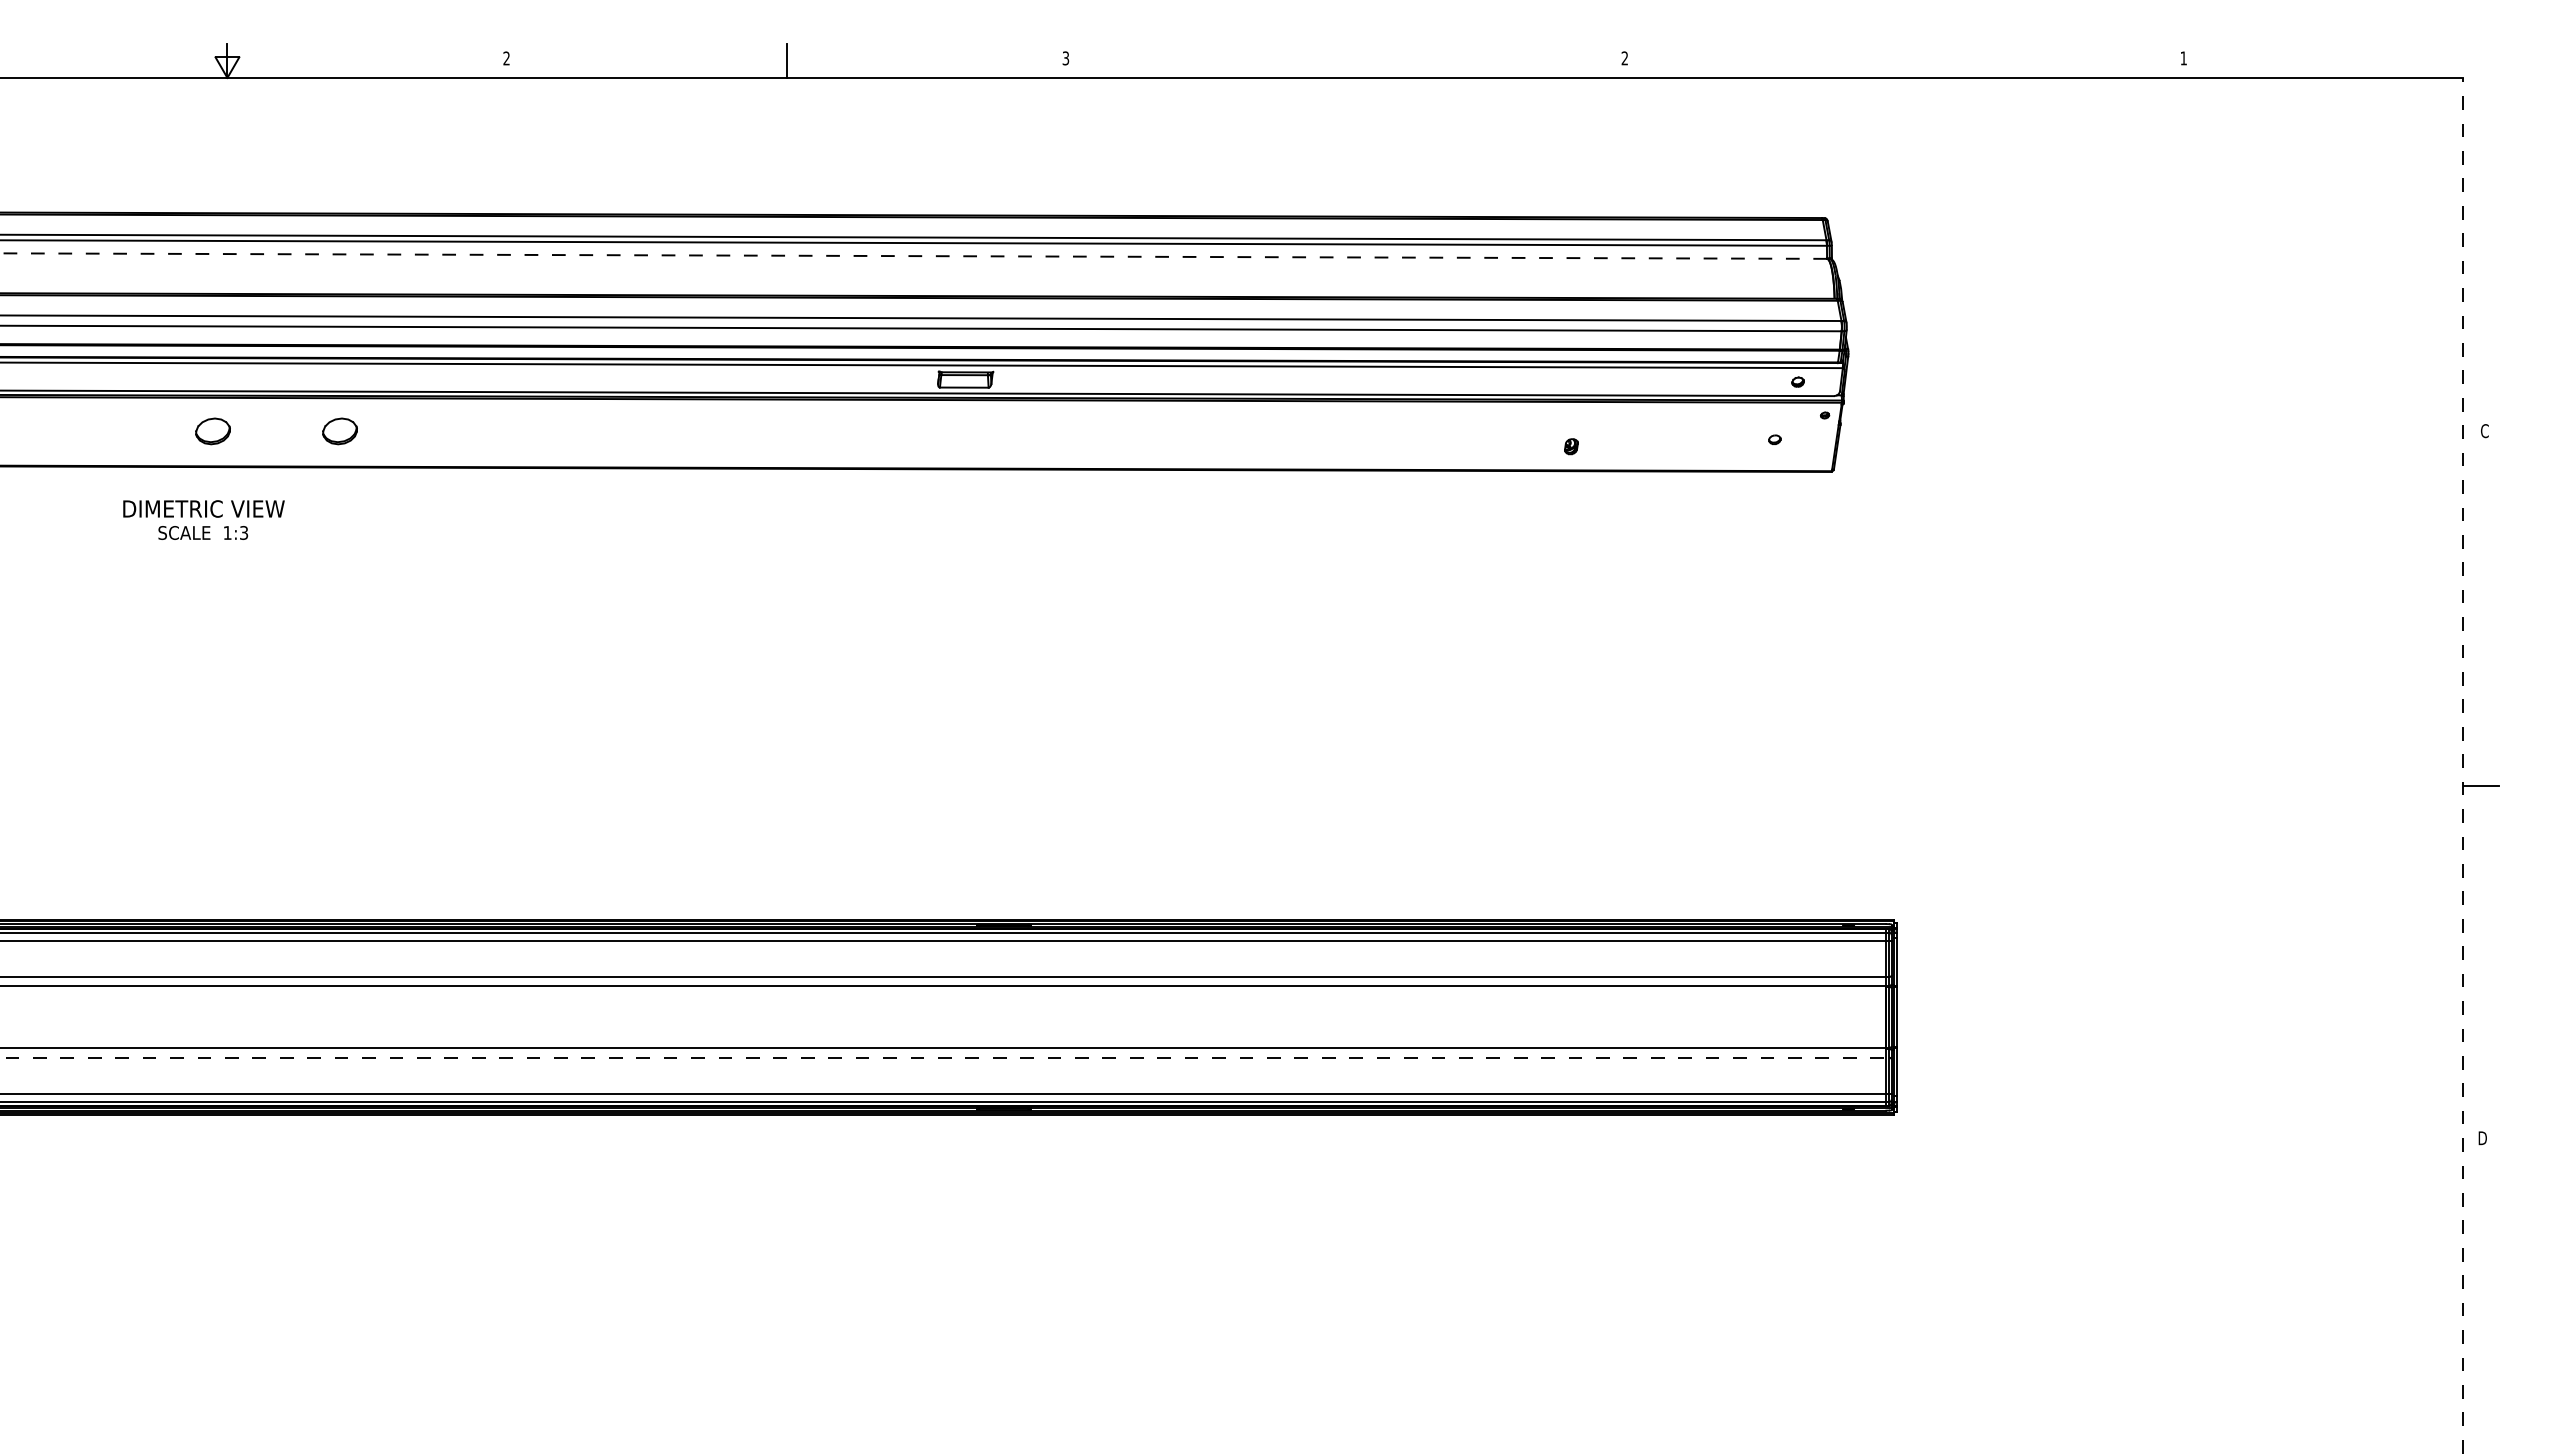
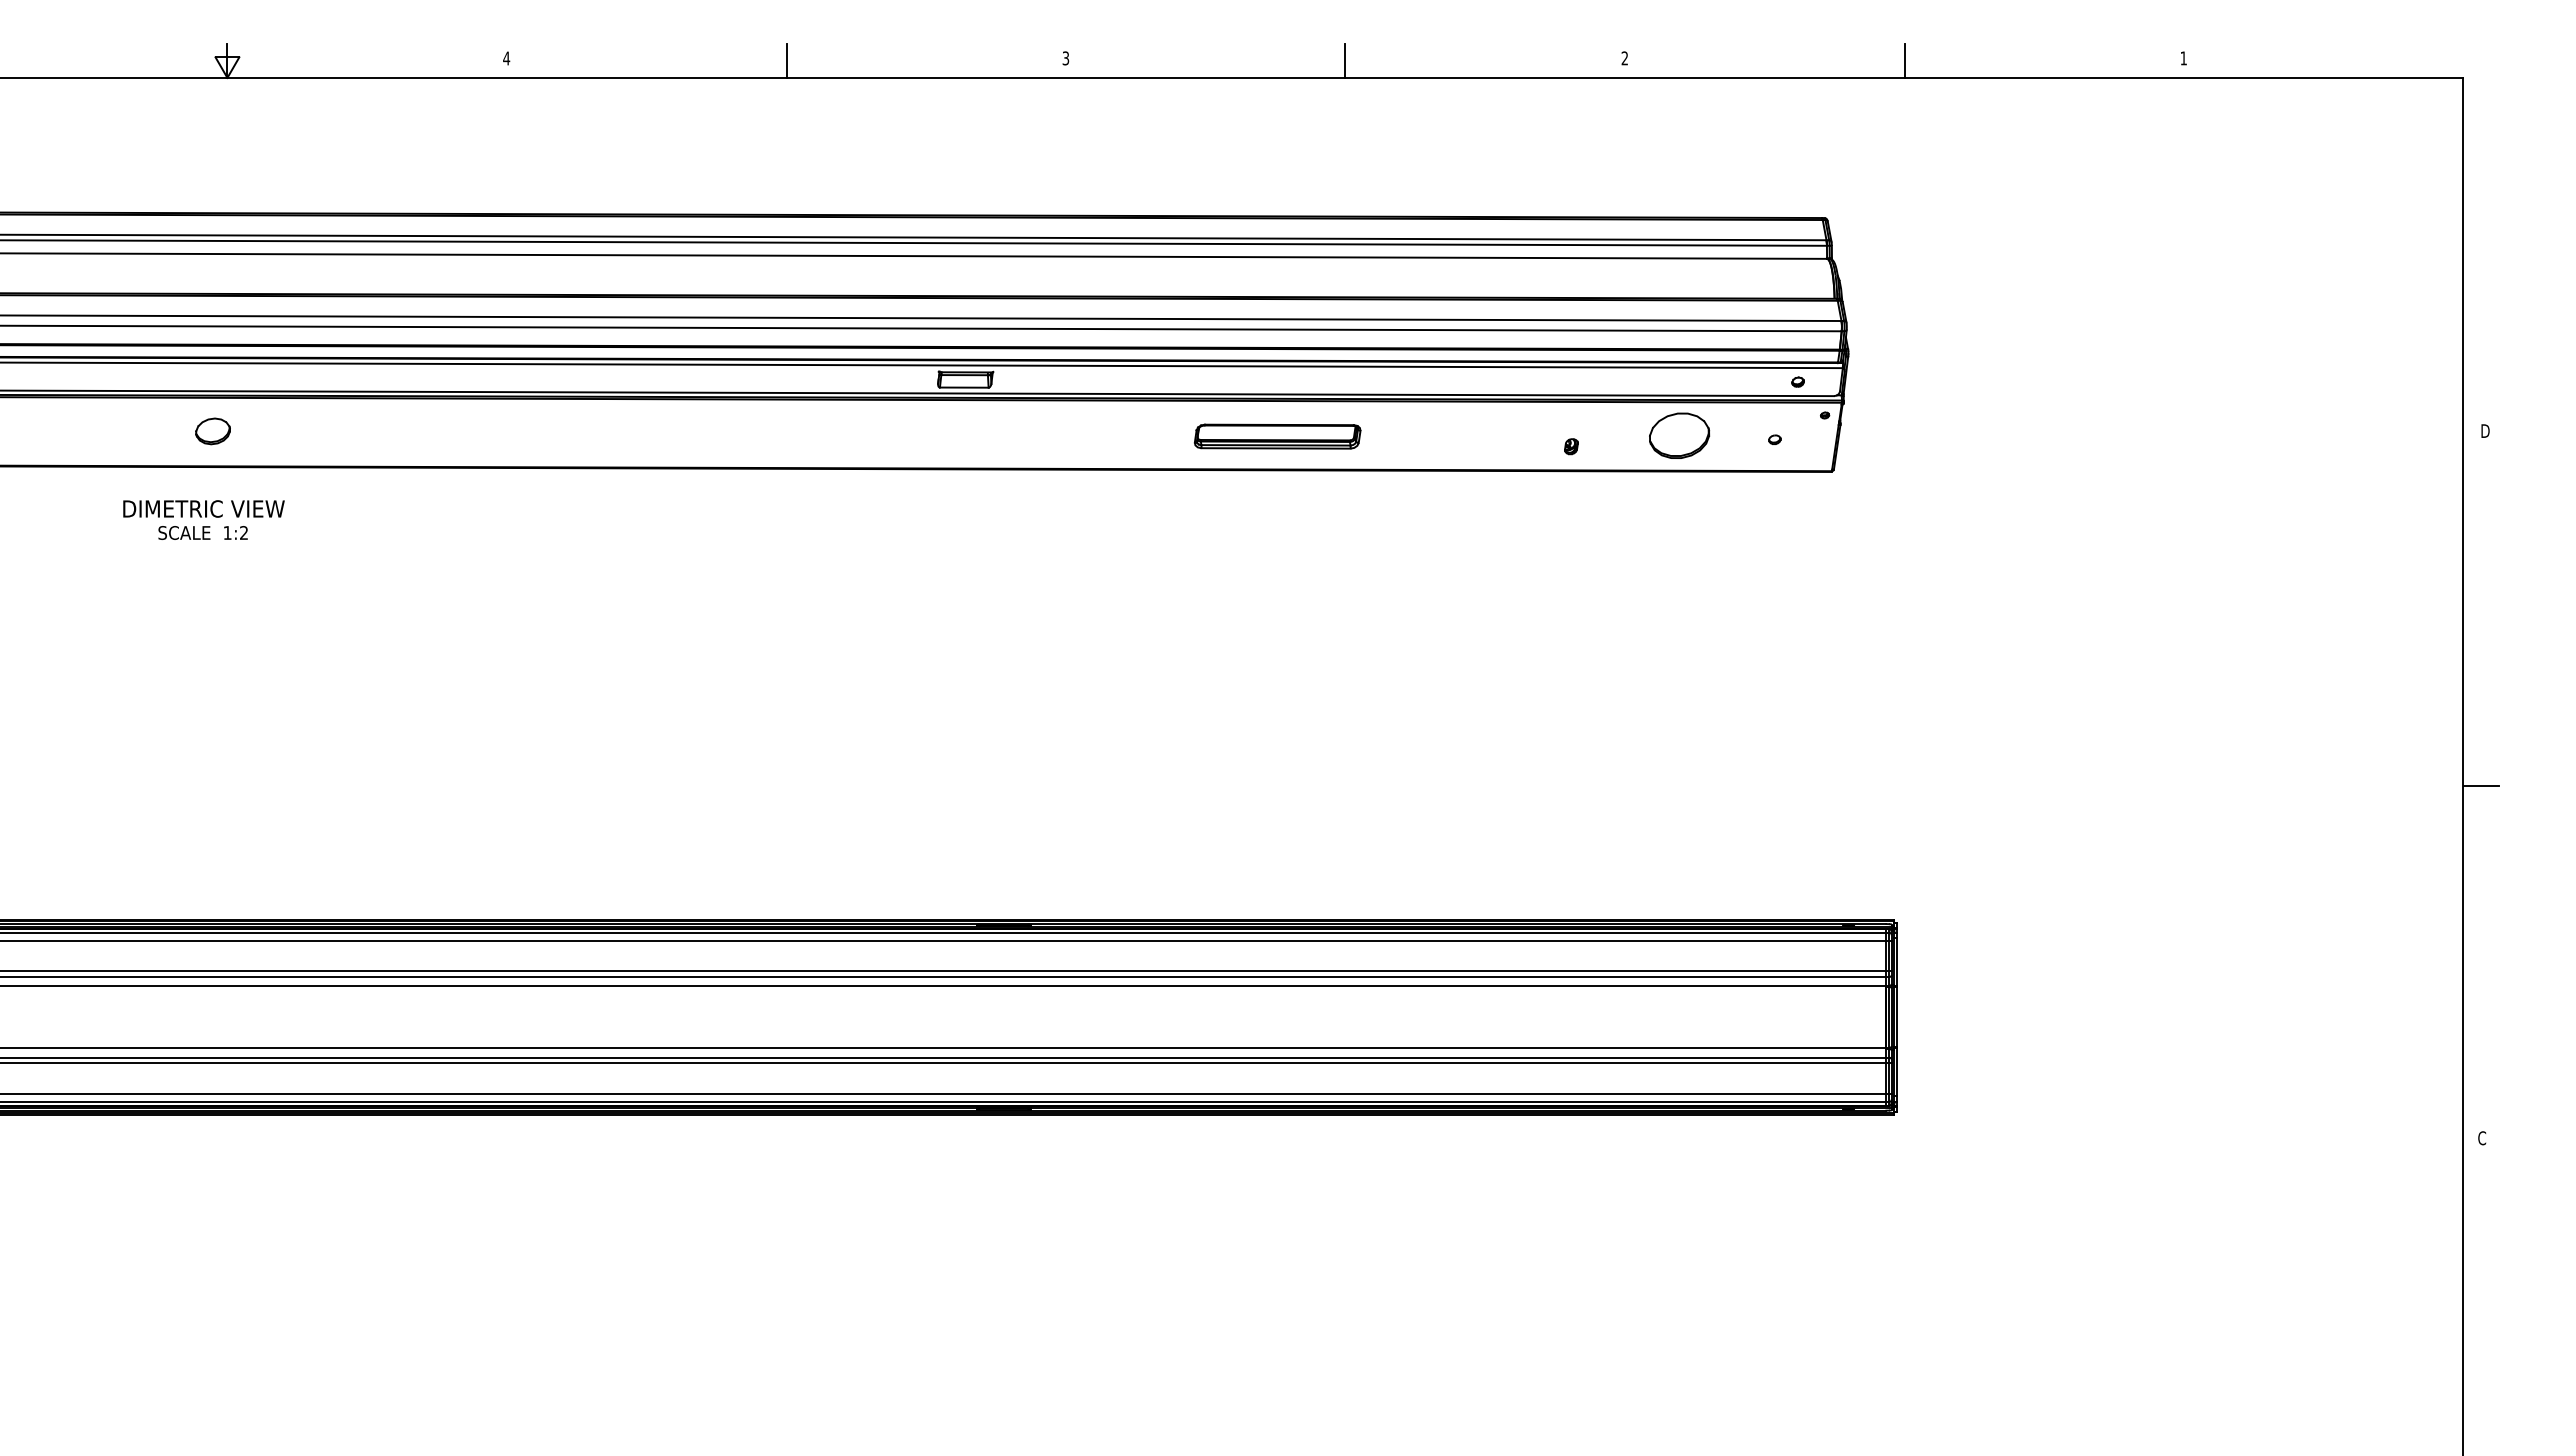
text: 2 -> 4 (506, 58)
line: none -> present (1345, 60)
line: none -> present (1904, 60)
line: dashed -> solid (913, 256)
part: present -> none (339, 431)
text: C -> D (2485, 431)
part: none -> present (1679, 435)
part: none -> present (1277, 436)
text: 1:3 -> 1:2 (244, 532)
line: dashed -> solid (2463, 766)
line: none -> present (946, 971)
line: dashed -> solid (945, 1057)
line: none -> present (946, 1063)
text: D -> C (2482, 1138)
